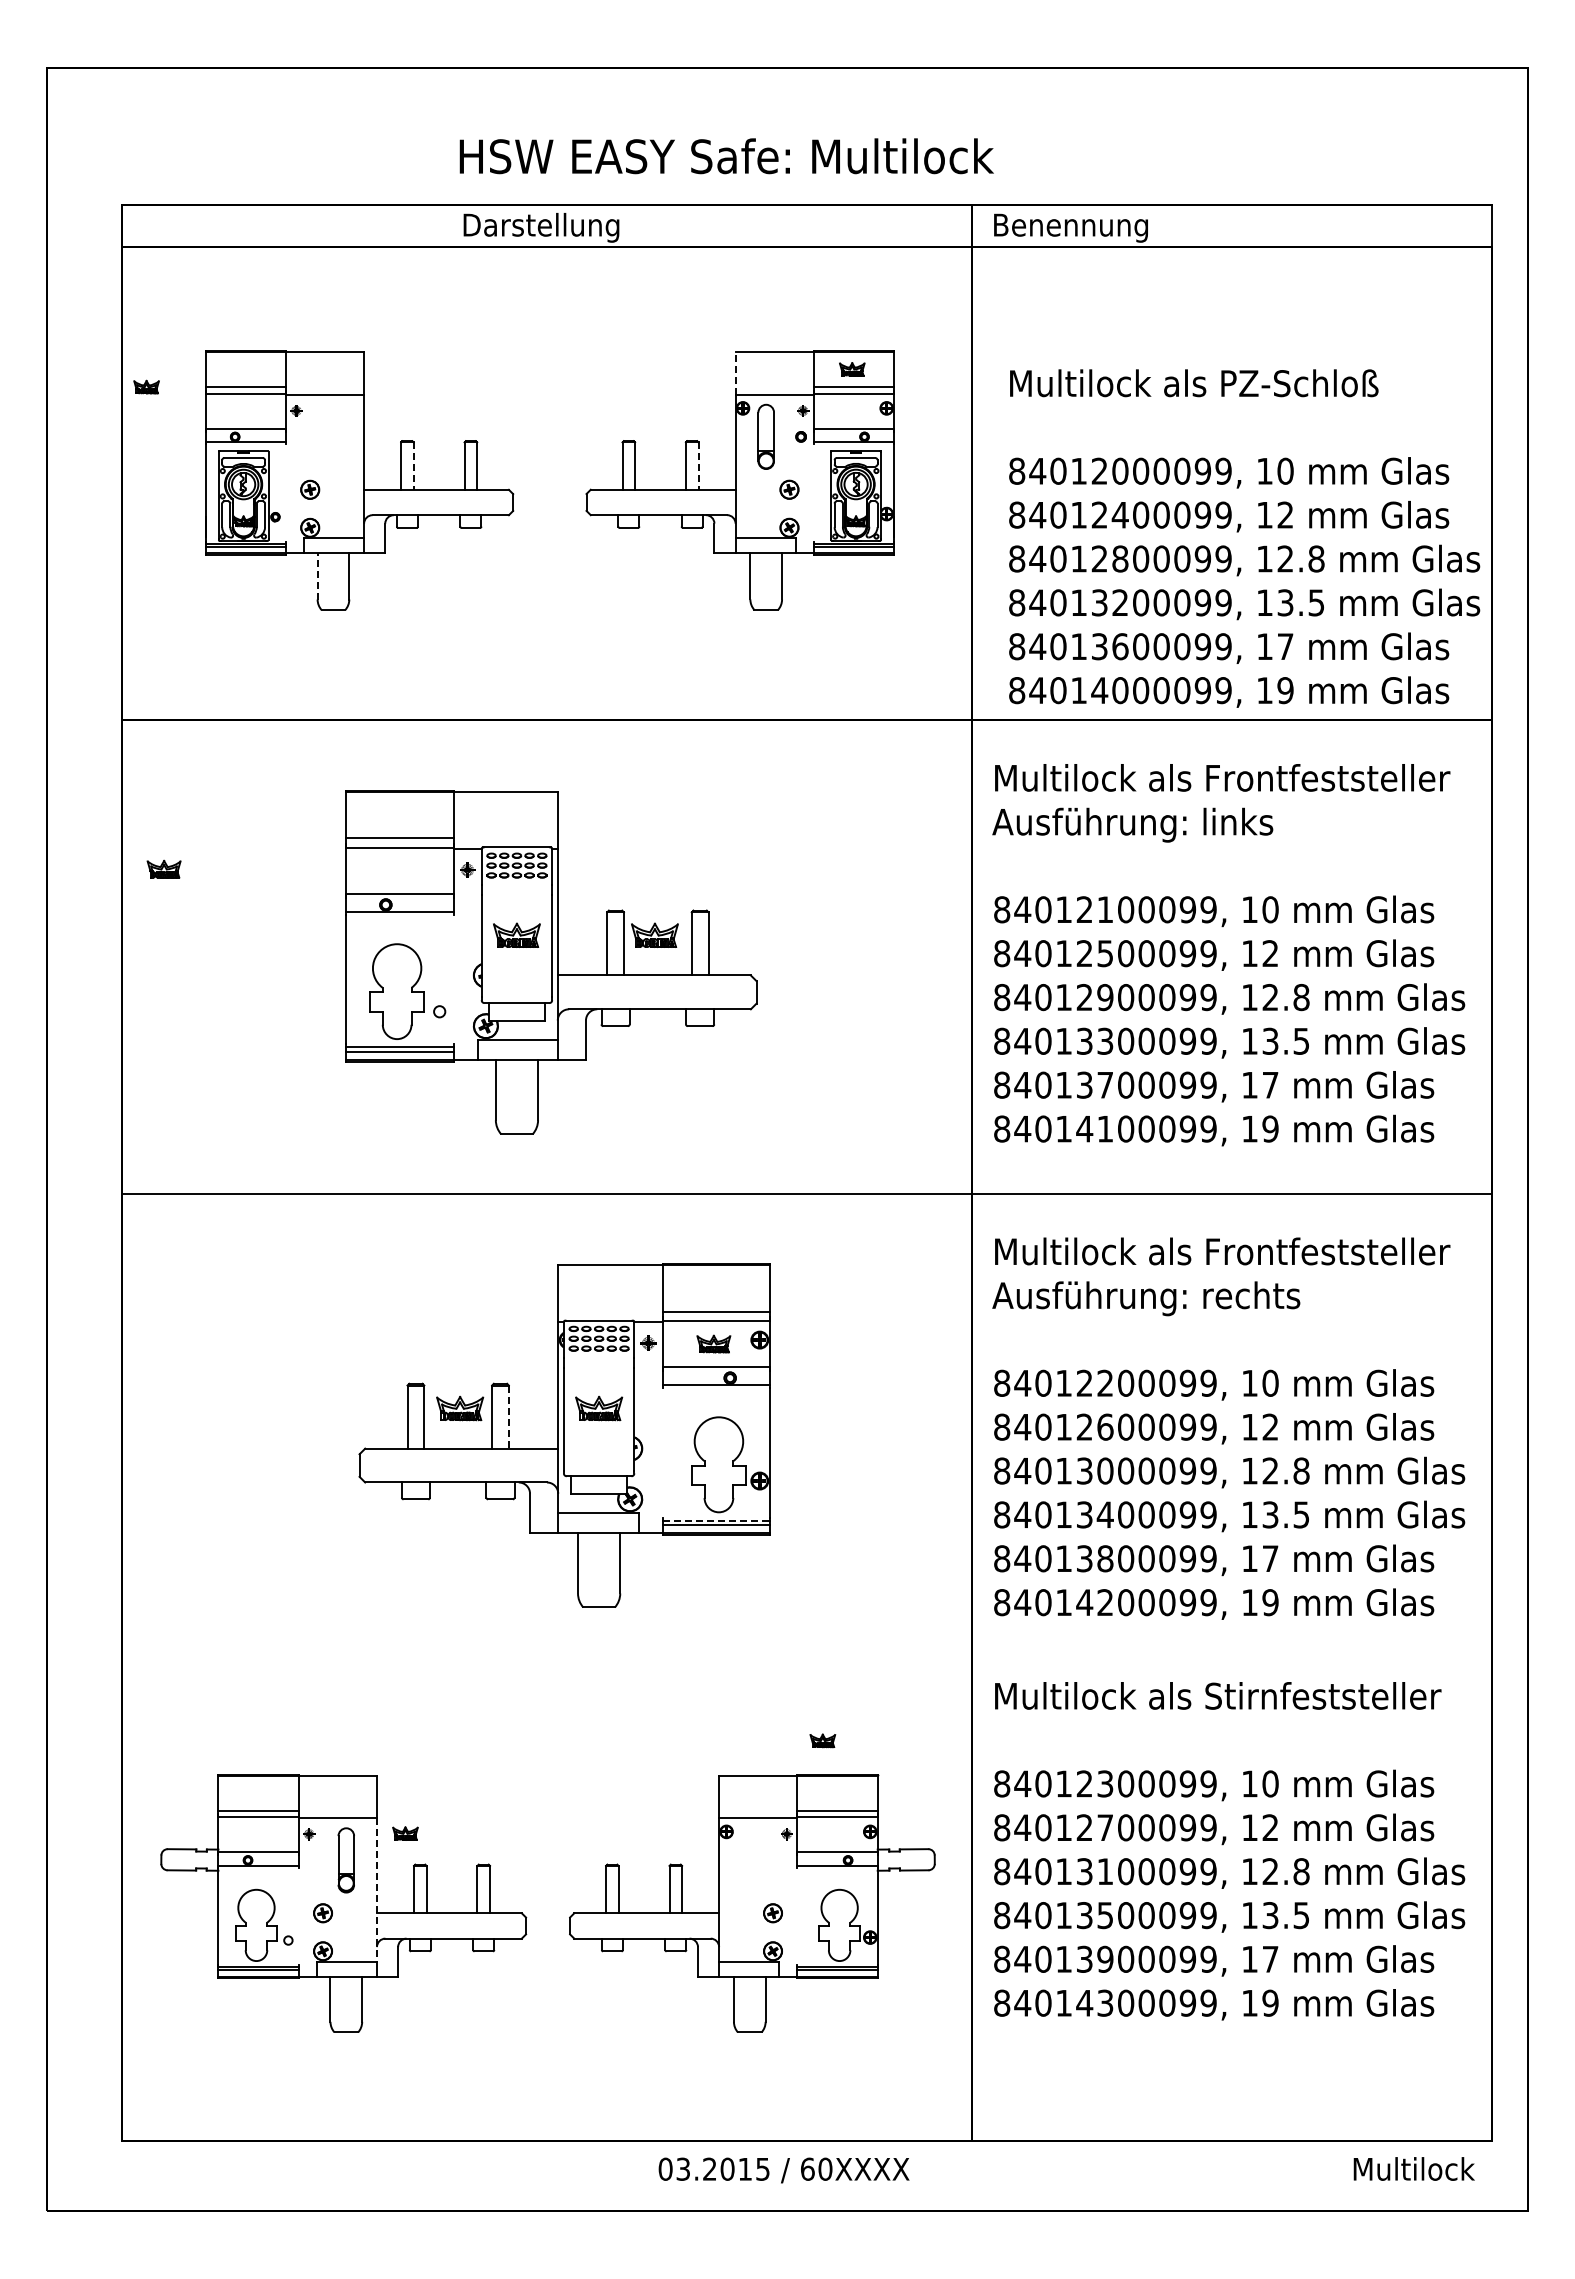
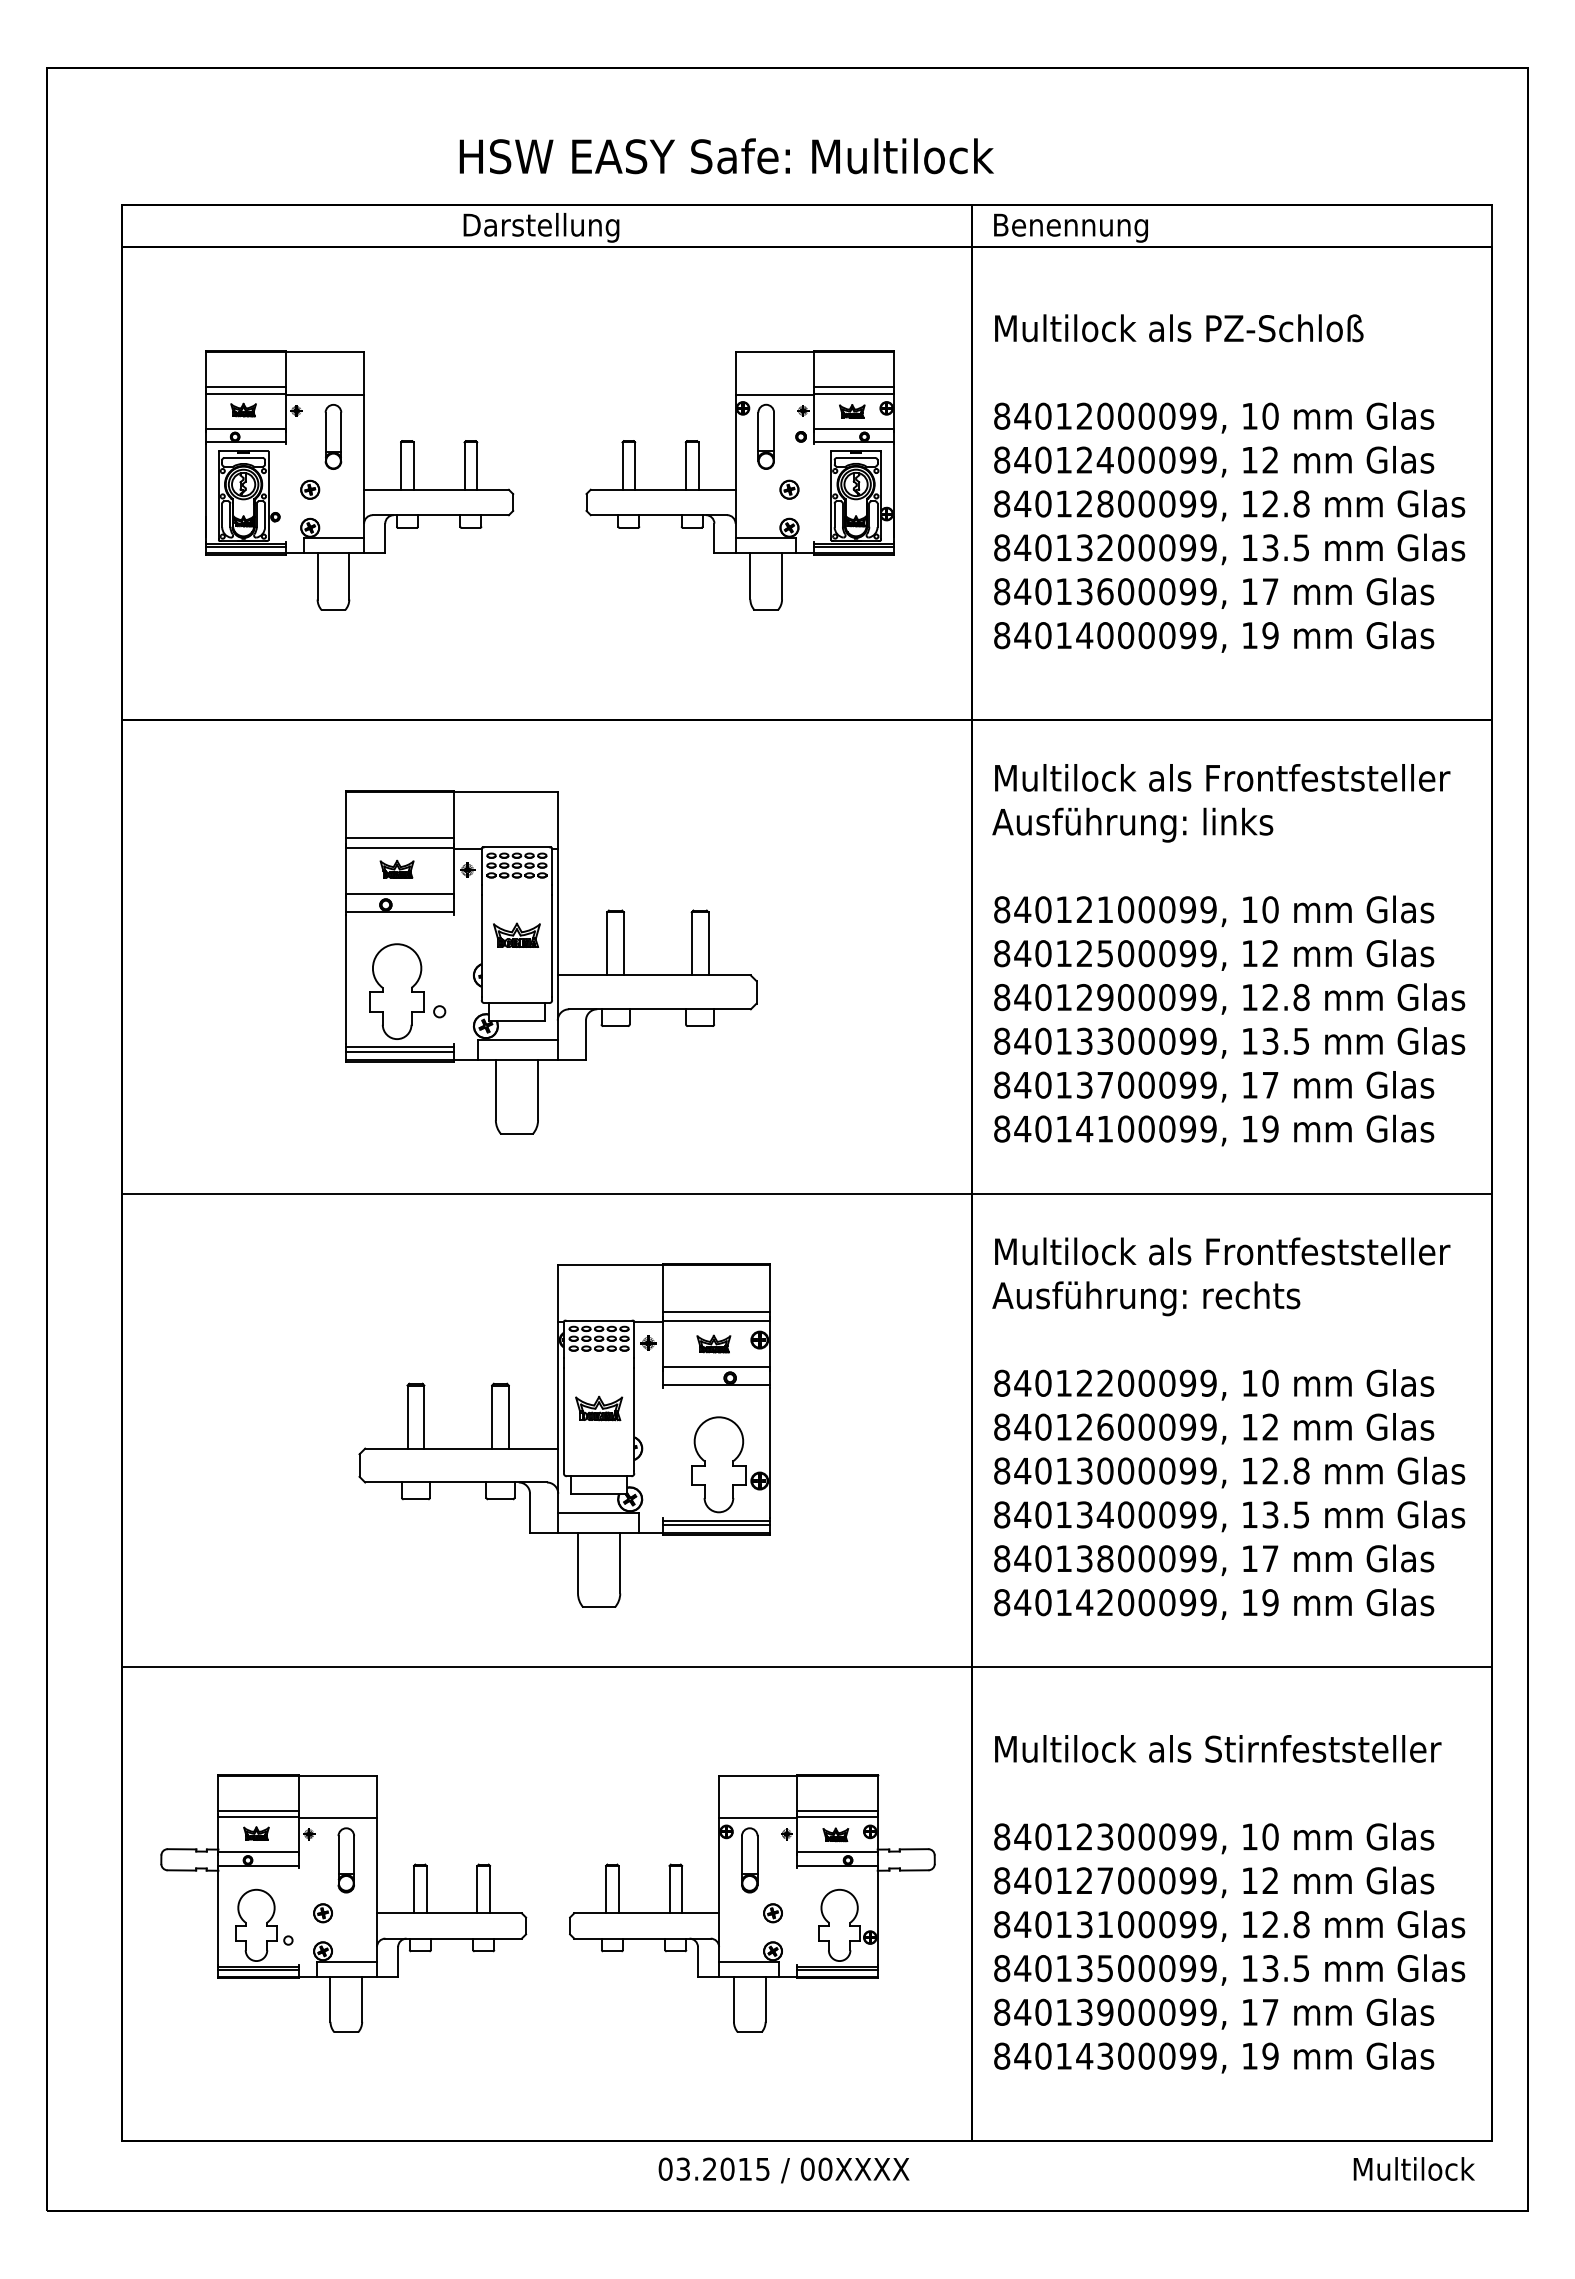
part position: (852, 369) -> (852, 411) (852, 411)
line: dashed -> solid (735, 373)
part position: (146, 386) -> (243, 409) (243, 409)
part: none -> present (333, 436)
line: dashed -> solid (413, 466)
line: dashed -> solid (698, 466)
text position: (1244, 538) -> (1229, 483) (1229, 483)
line: dashed -> solid (317, 575)
part position: (163, 868) -> (396, 868) (396, 868)
part: present -> none (654, 934)
part: present -> none (460, 1408)
line: dashed -> solid (508, 1417)
line: dashed -> solid (716, 1520)
line: none -> present (806, 1667)
part position: (822, 1740) -> (835, 1834) (835, 1834)
part position: (405, 1833) -> (256, 1833) (256, 1833)
text position: (1229, 1851) -> (1229, 1904) (1229, 1904)
part: none -> present (749, 1860)
line: dashed -> solid (376, 1890)
text: 60XXXX -> 00XXXX (807, 2168)
